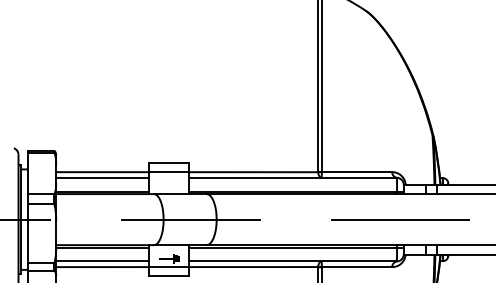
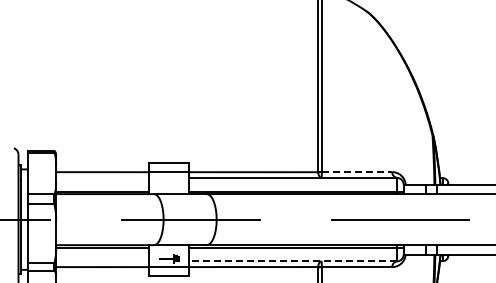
line: solid -> dashed (357, 172)
line: present -> none (102, 177)
line: present -> none (102, 261)
line: solid -> dashed (293, 261)
